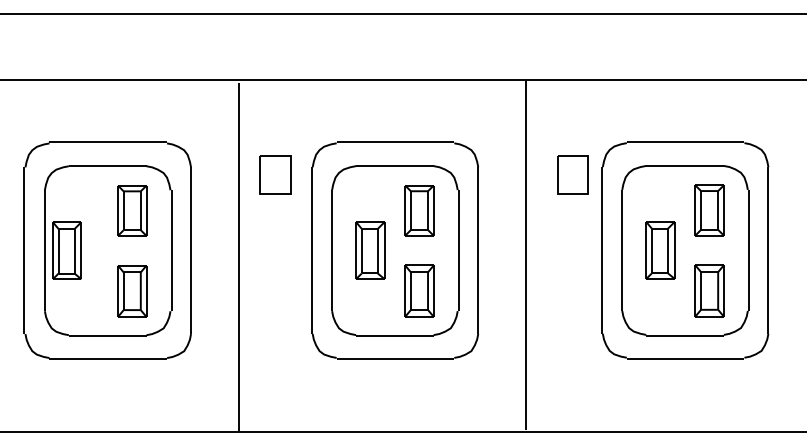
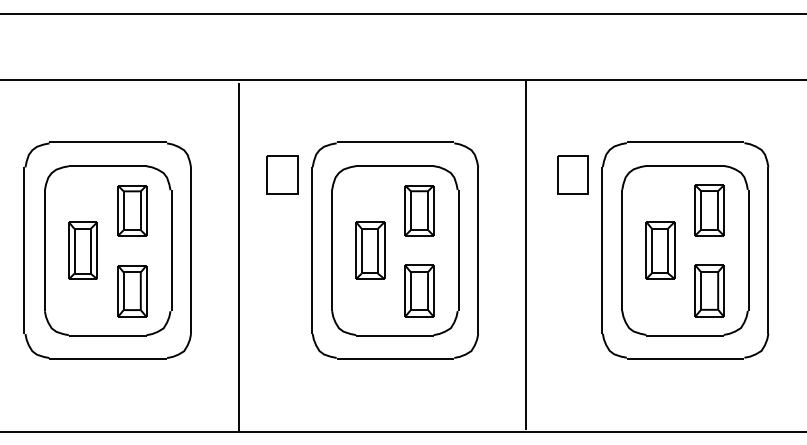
part position: (275, 174) -> (282, 174) (282, 174)
part position: (66, 250) -> (82, 250) (82, 250)
